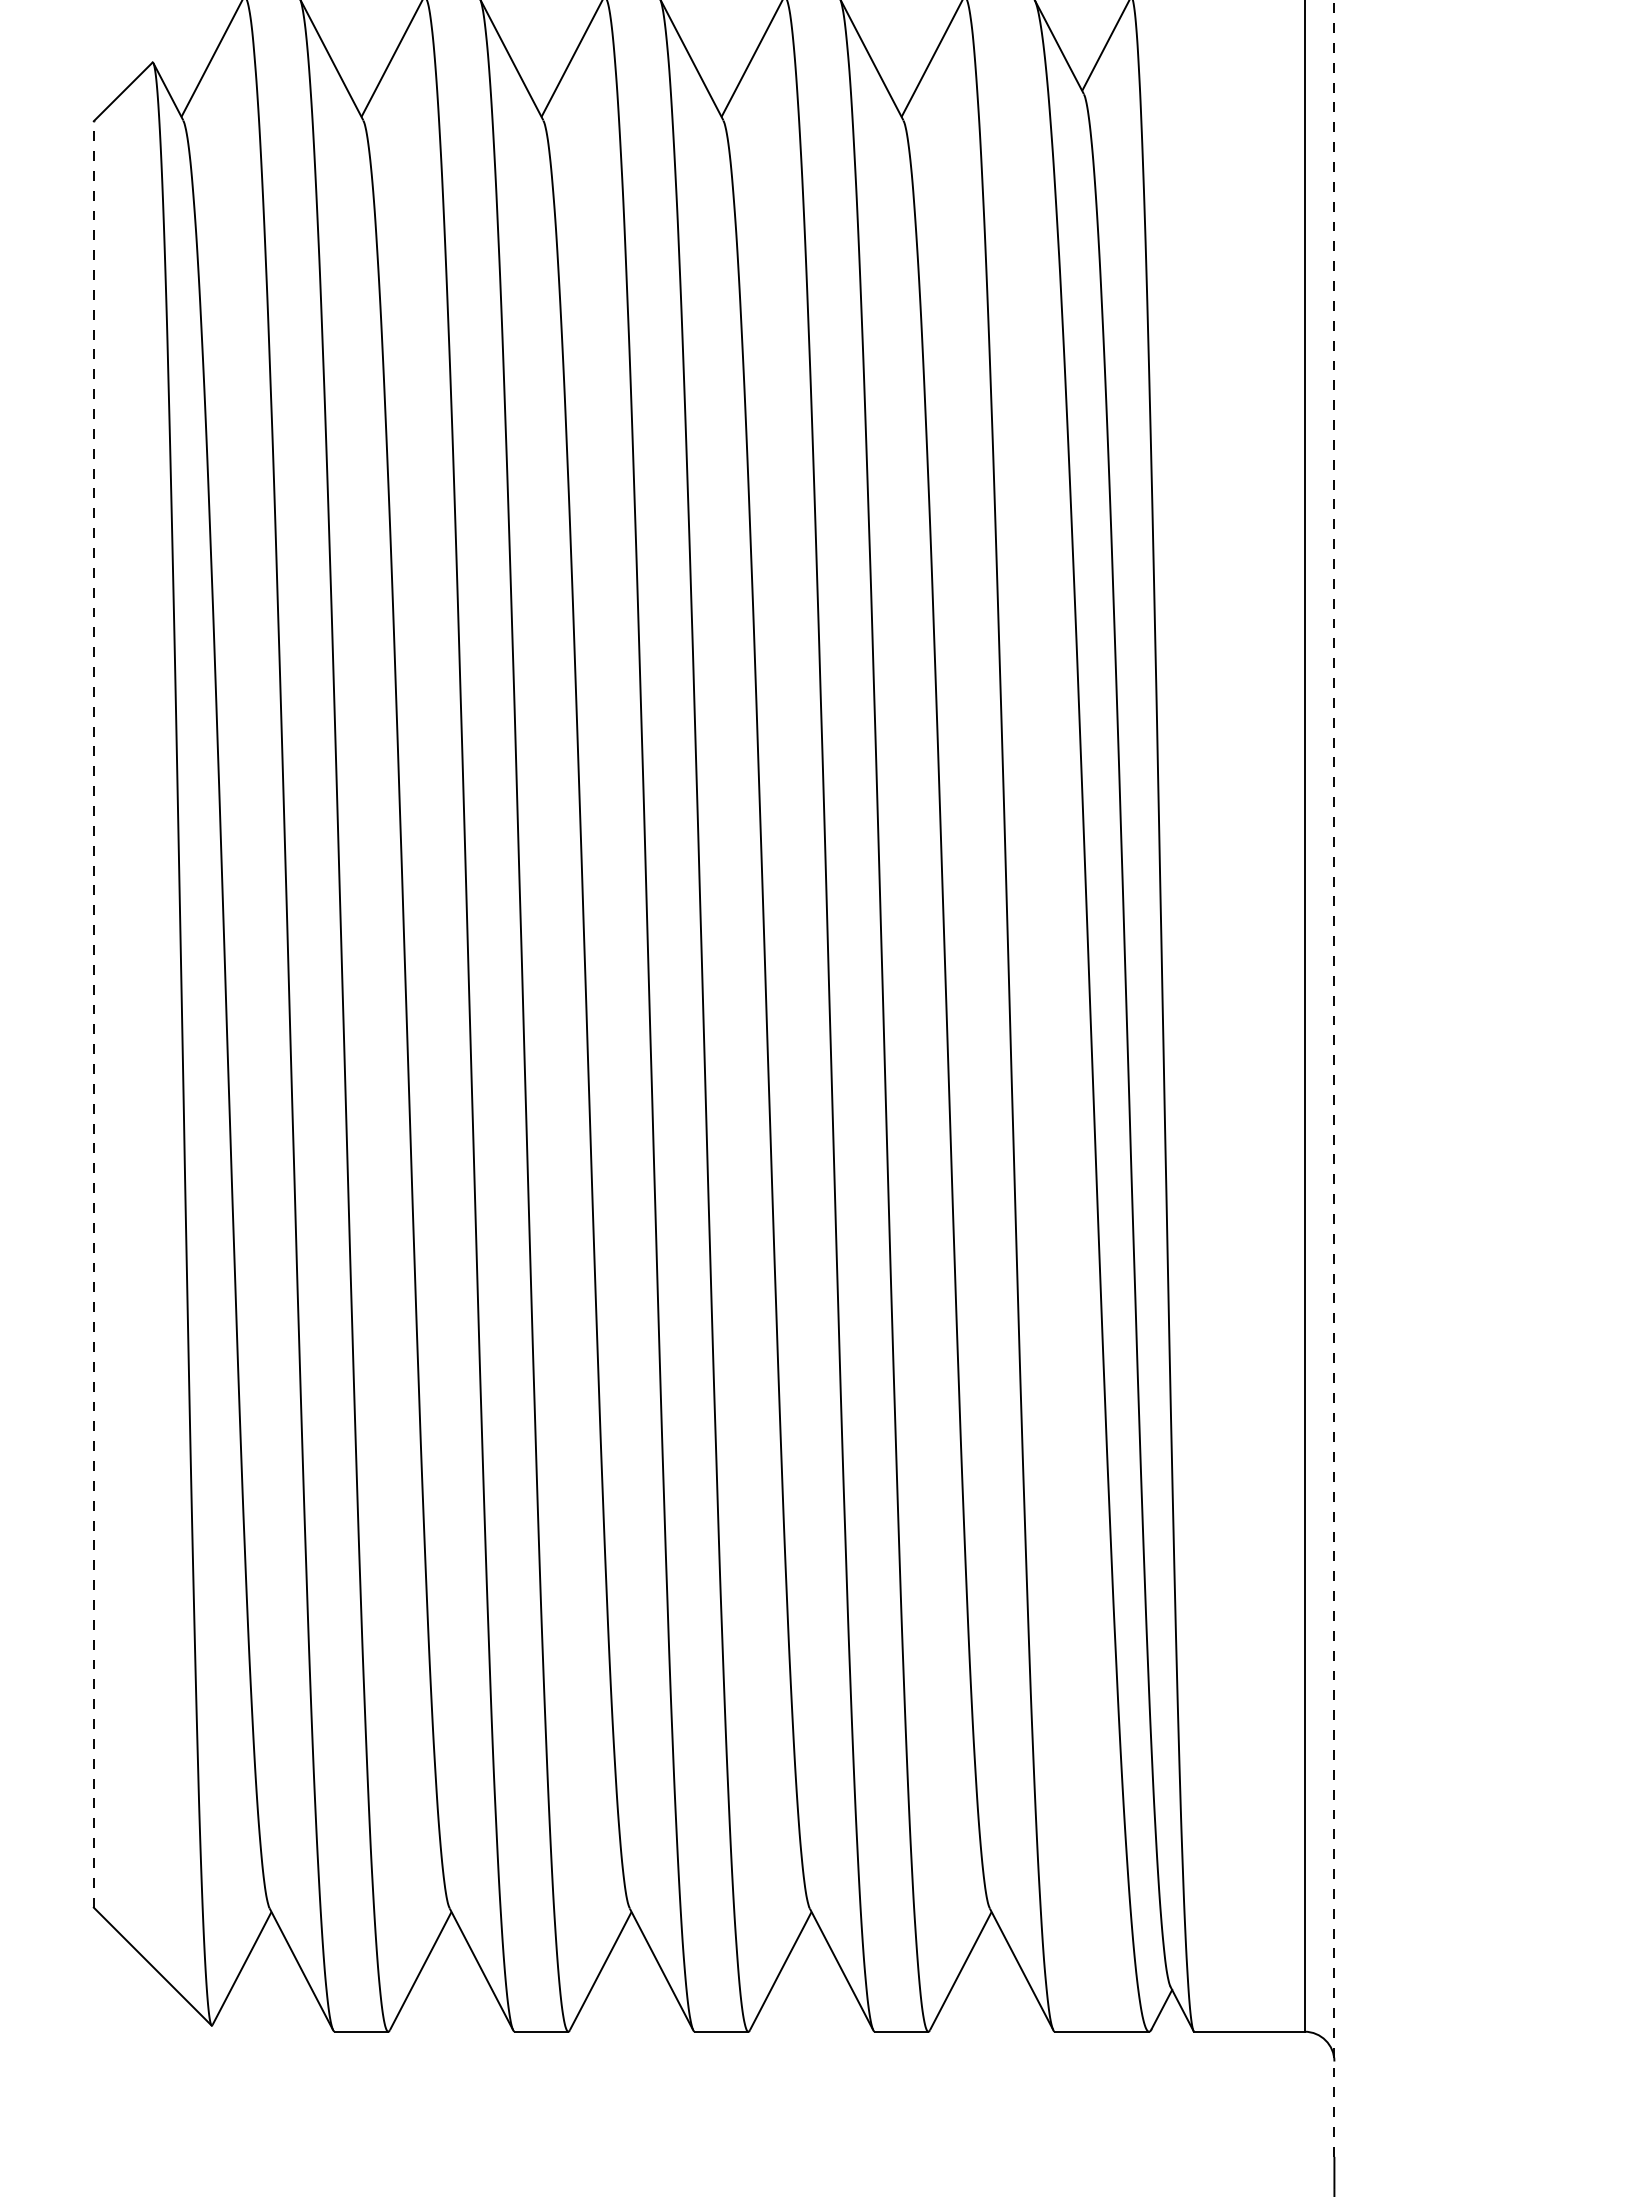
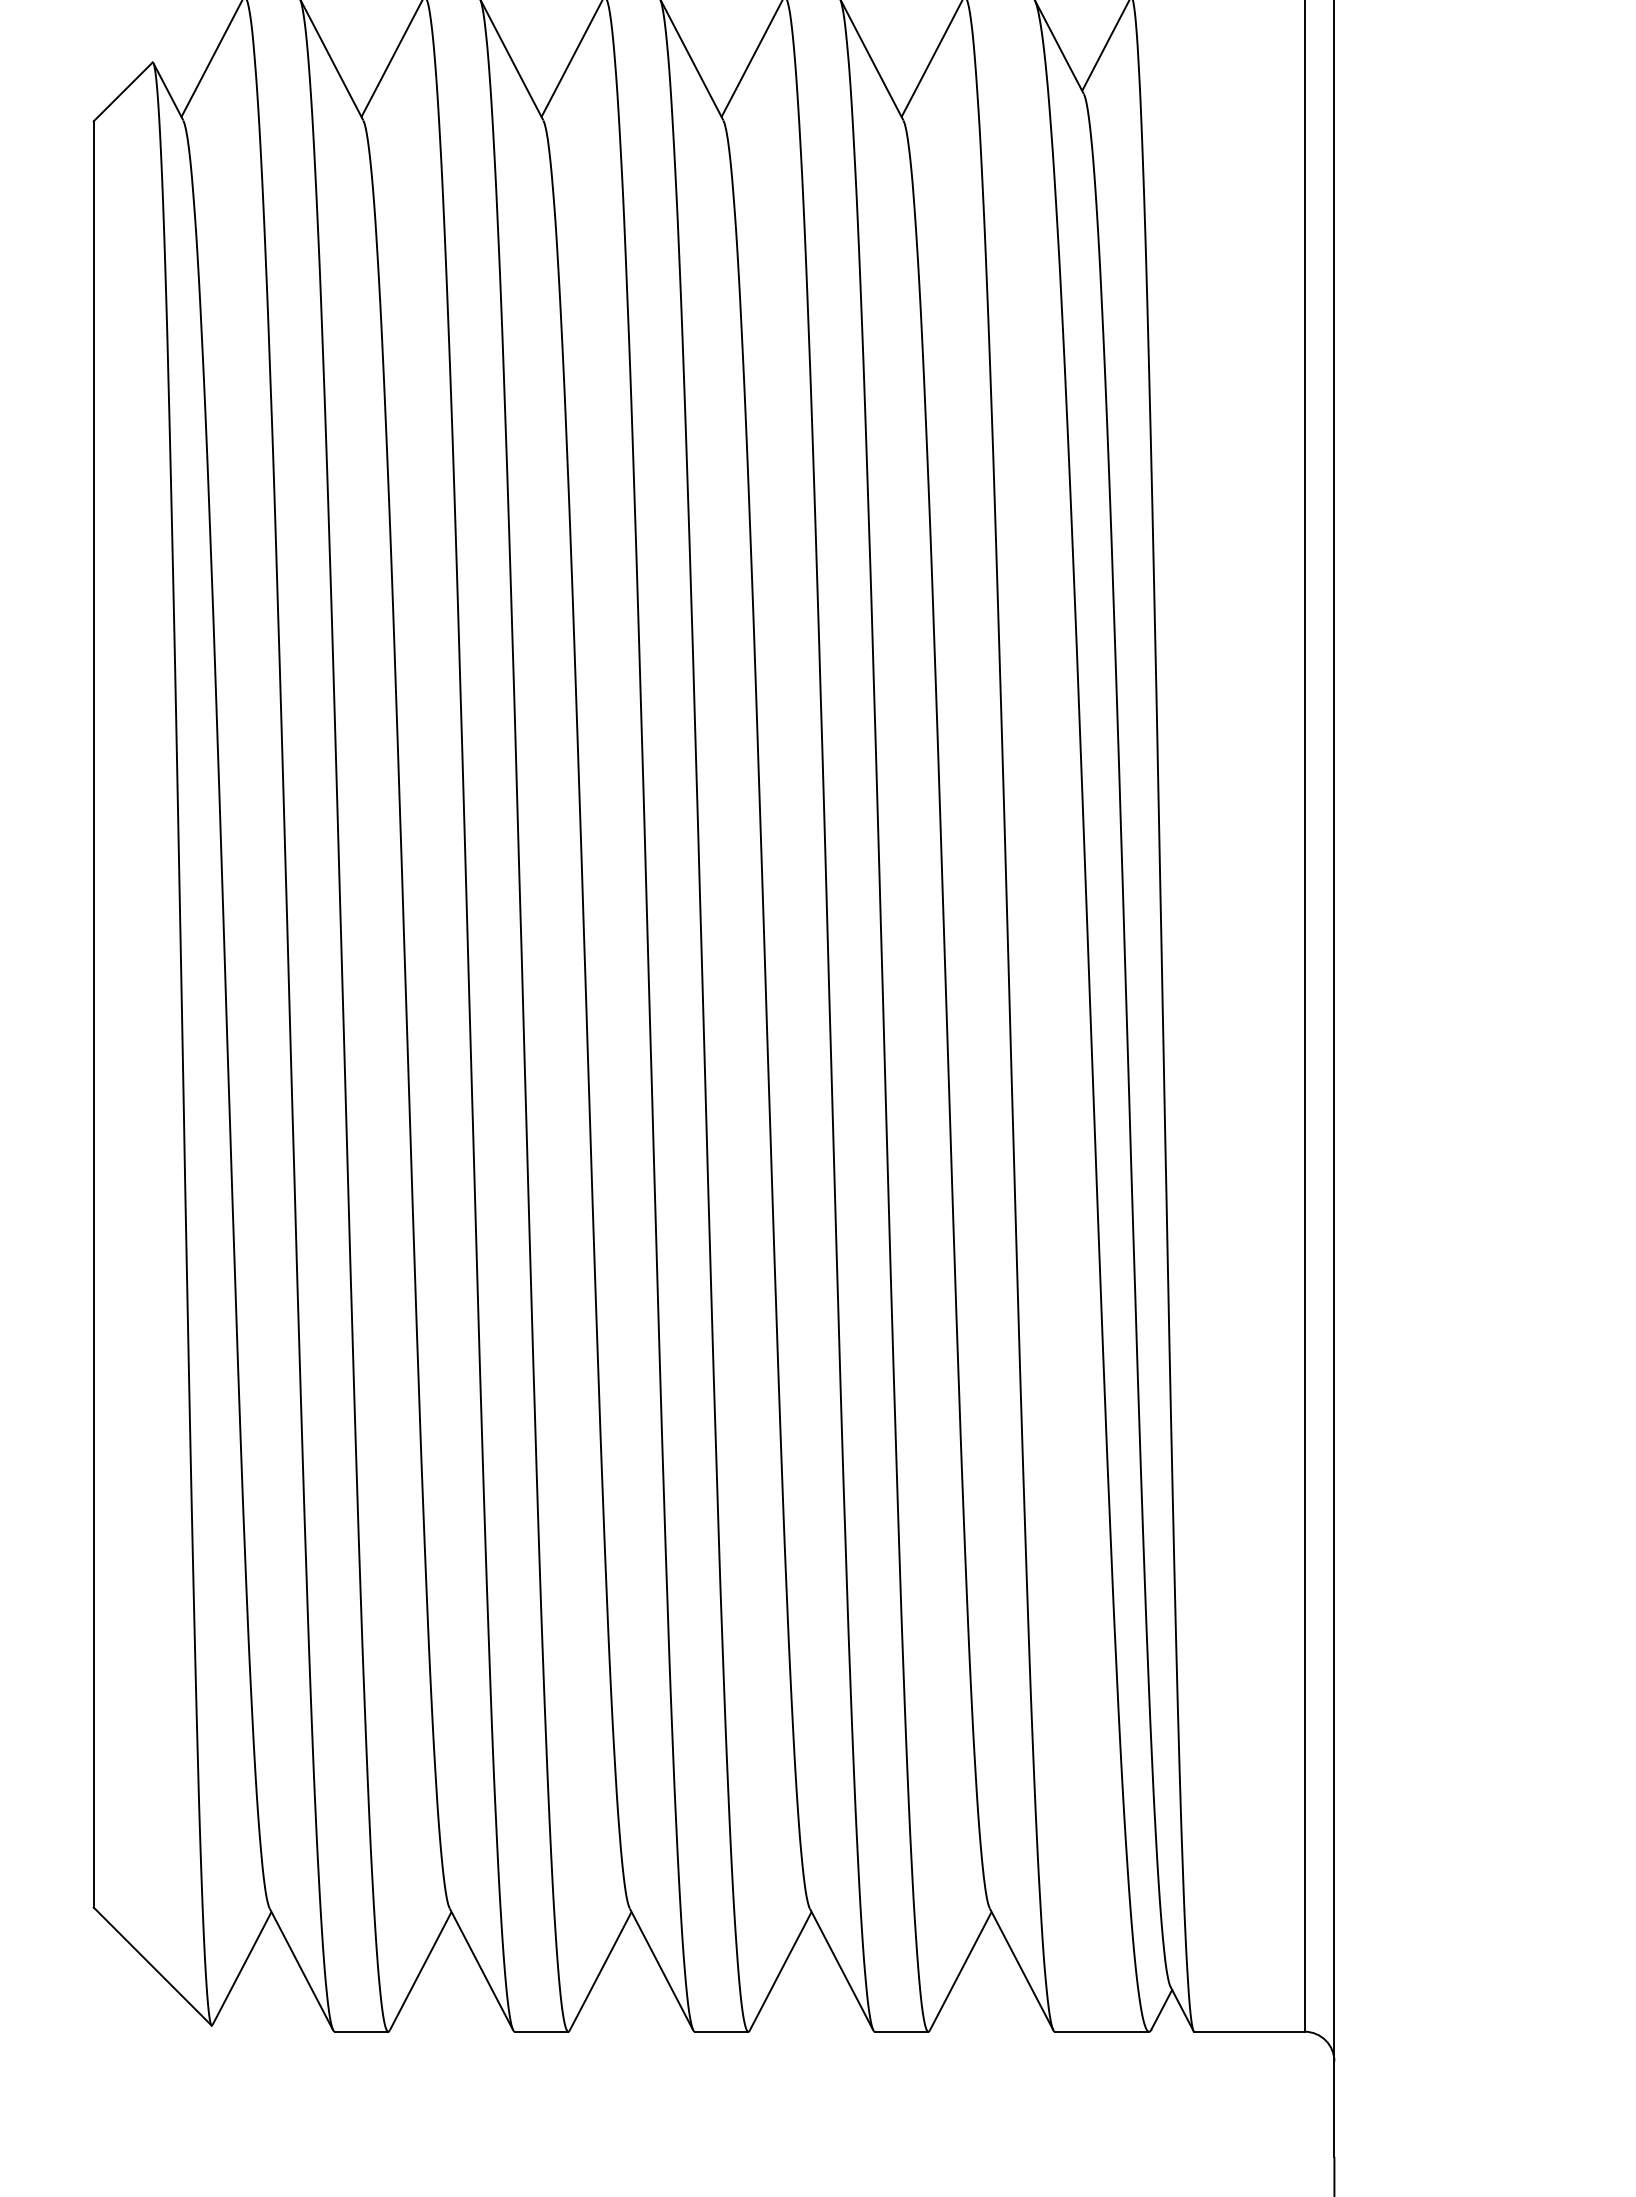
line: dashed -> solid (93, 1013)
line: dashed -> solid (1334, 1077)
